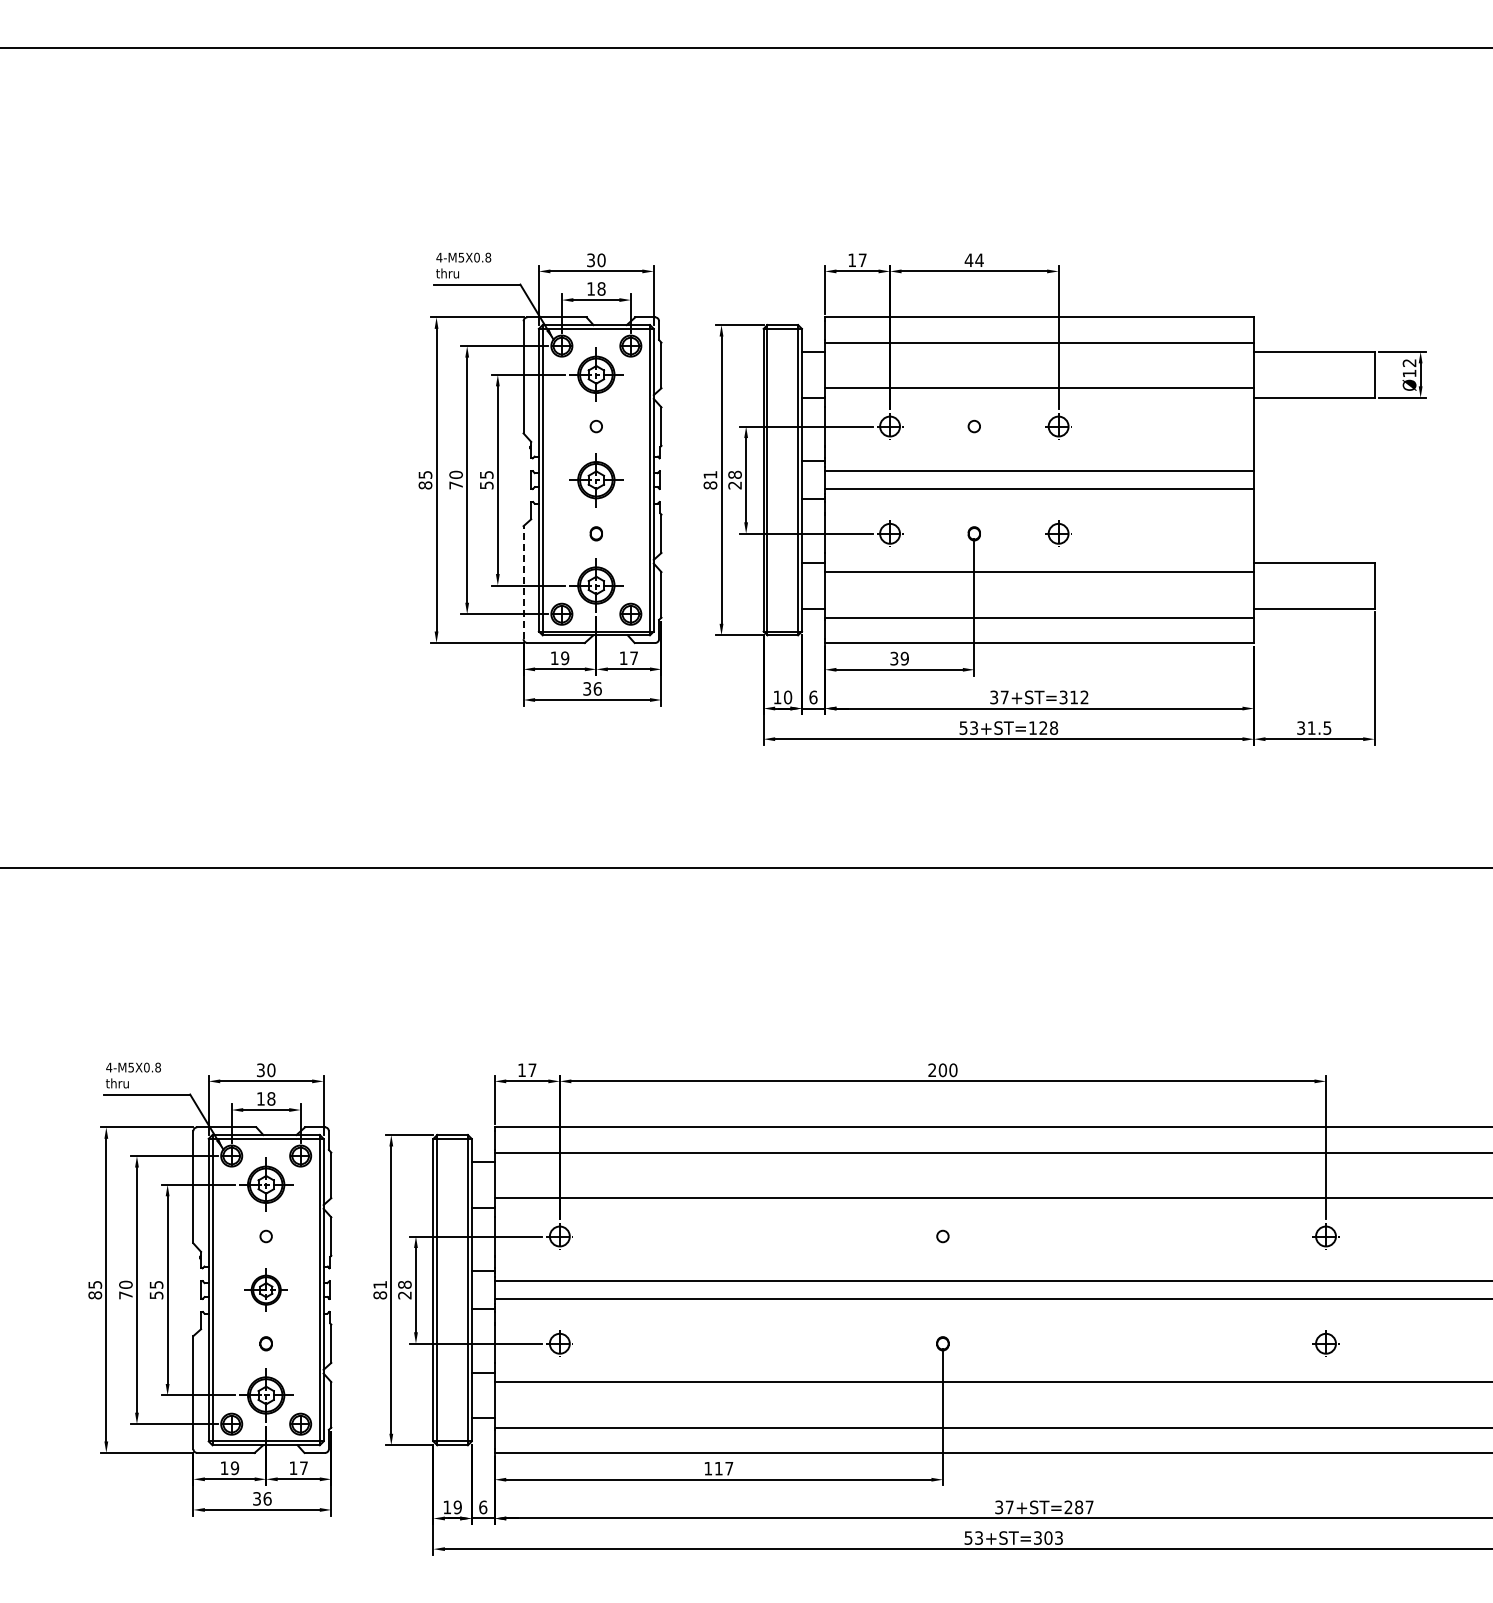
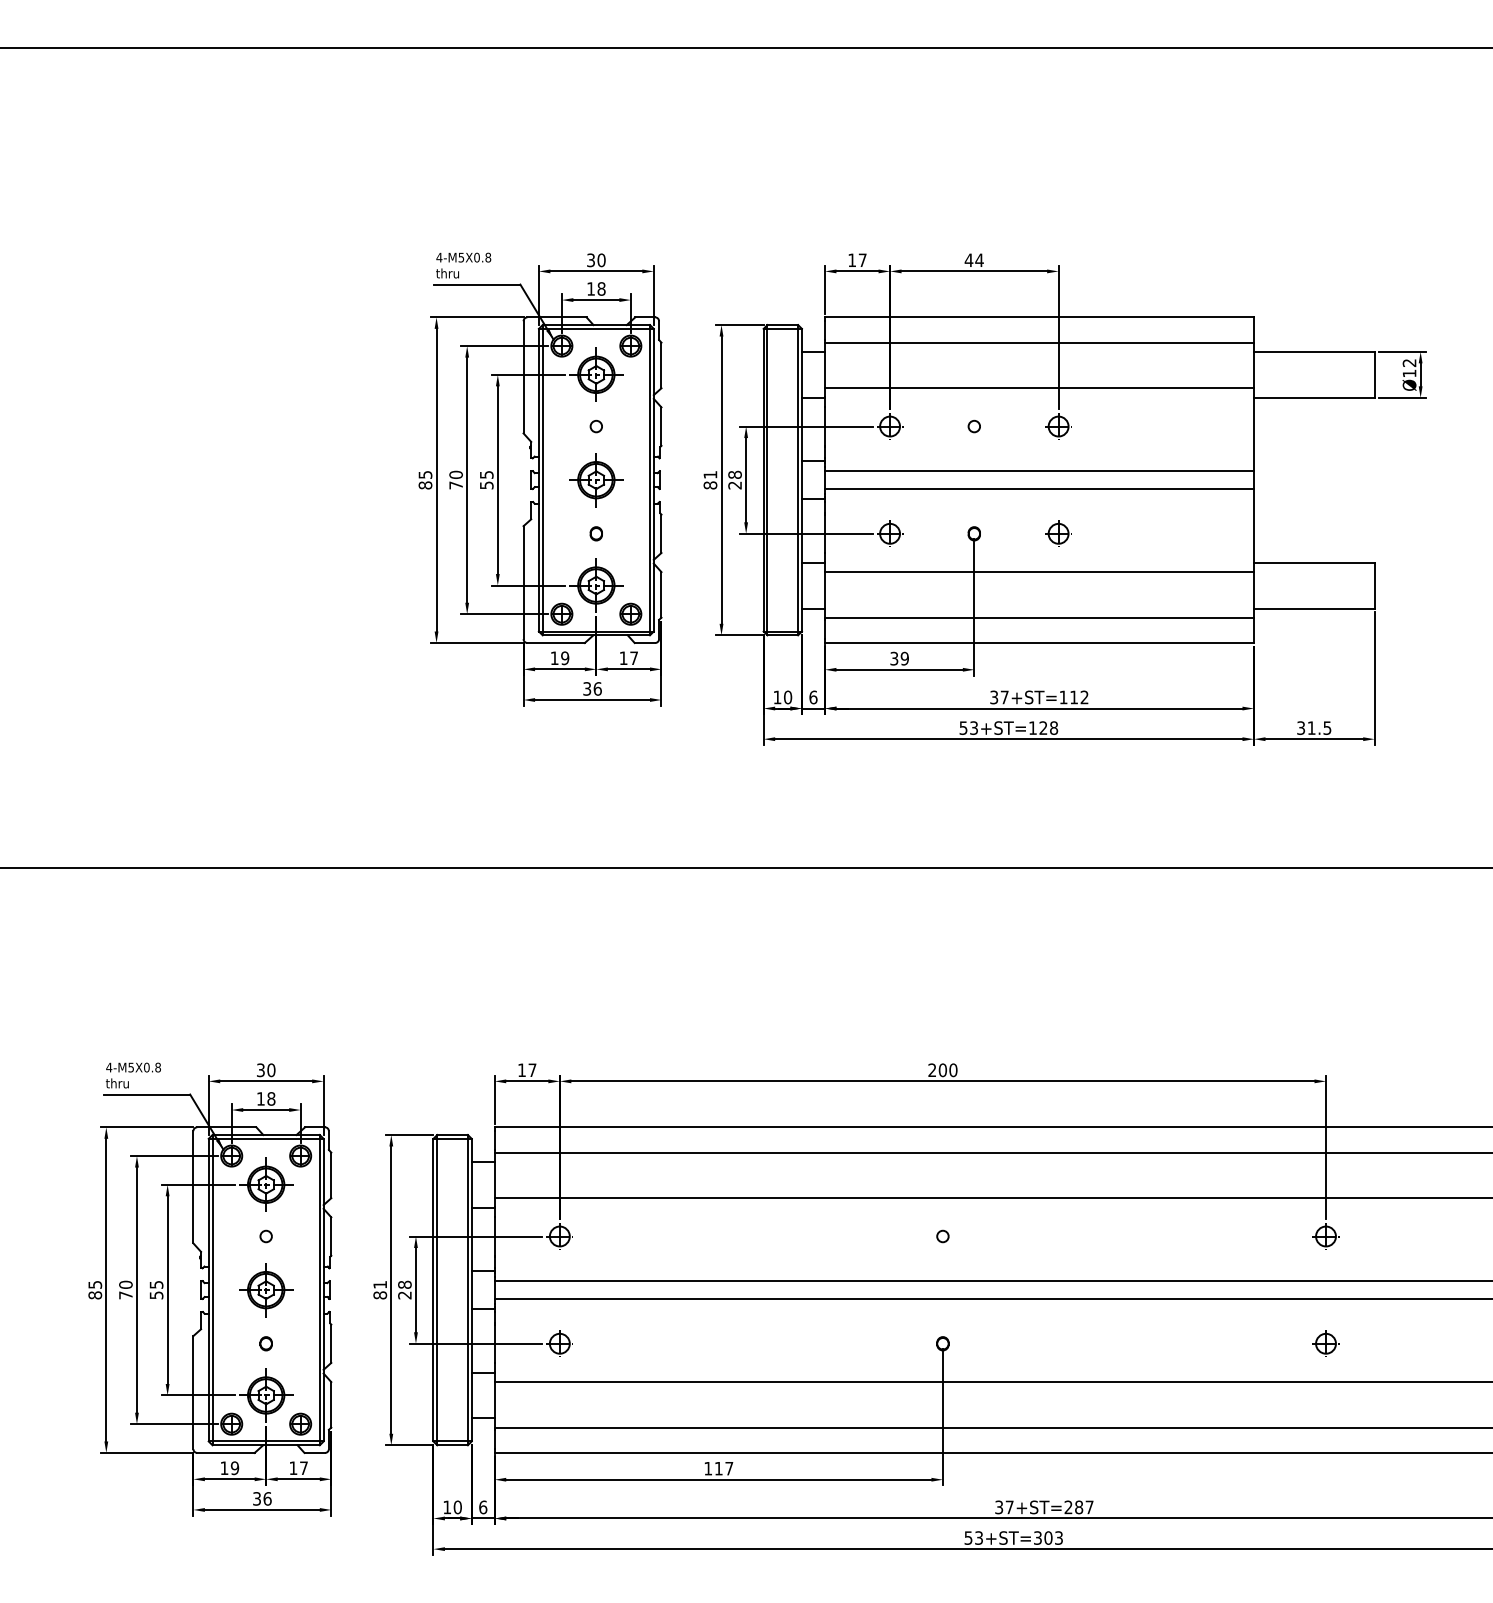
line: dashed -> solid (523, 582)
text: 37+ST=312 -> 37+ST=112 (1063, 697)
part size: 44x44 px -> 55x55 px (266, 1290)
text: 19 -> 10 (457, 1507)
